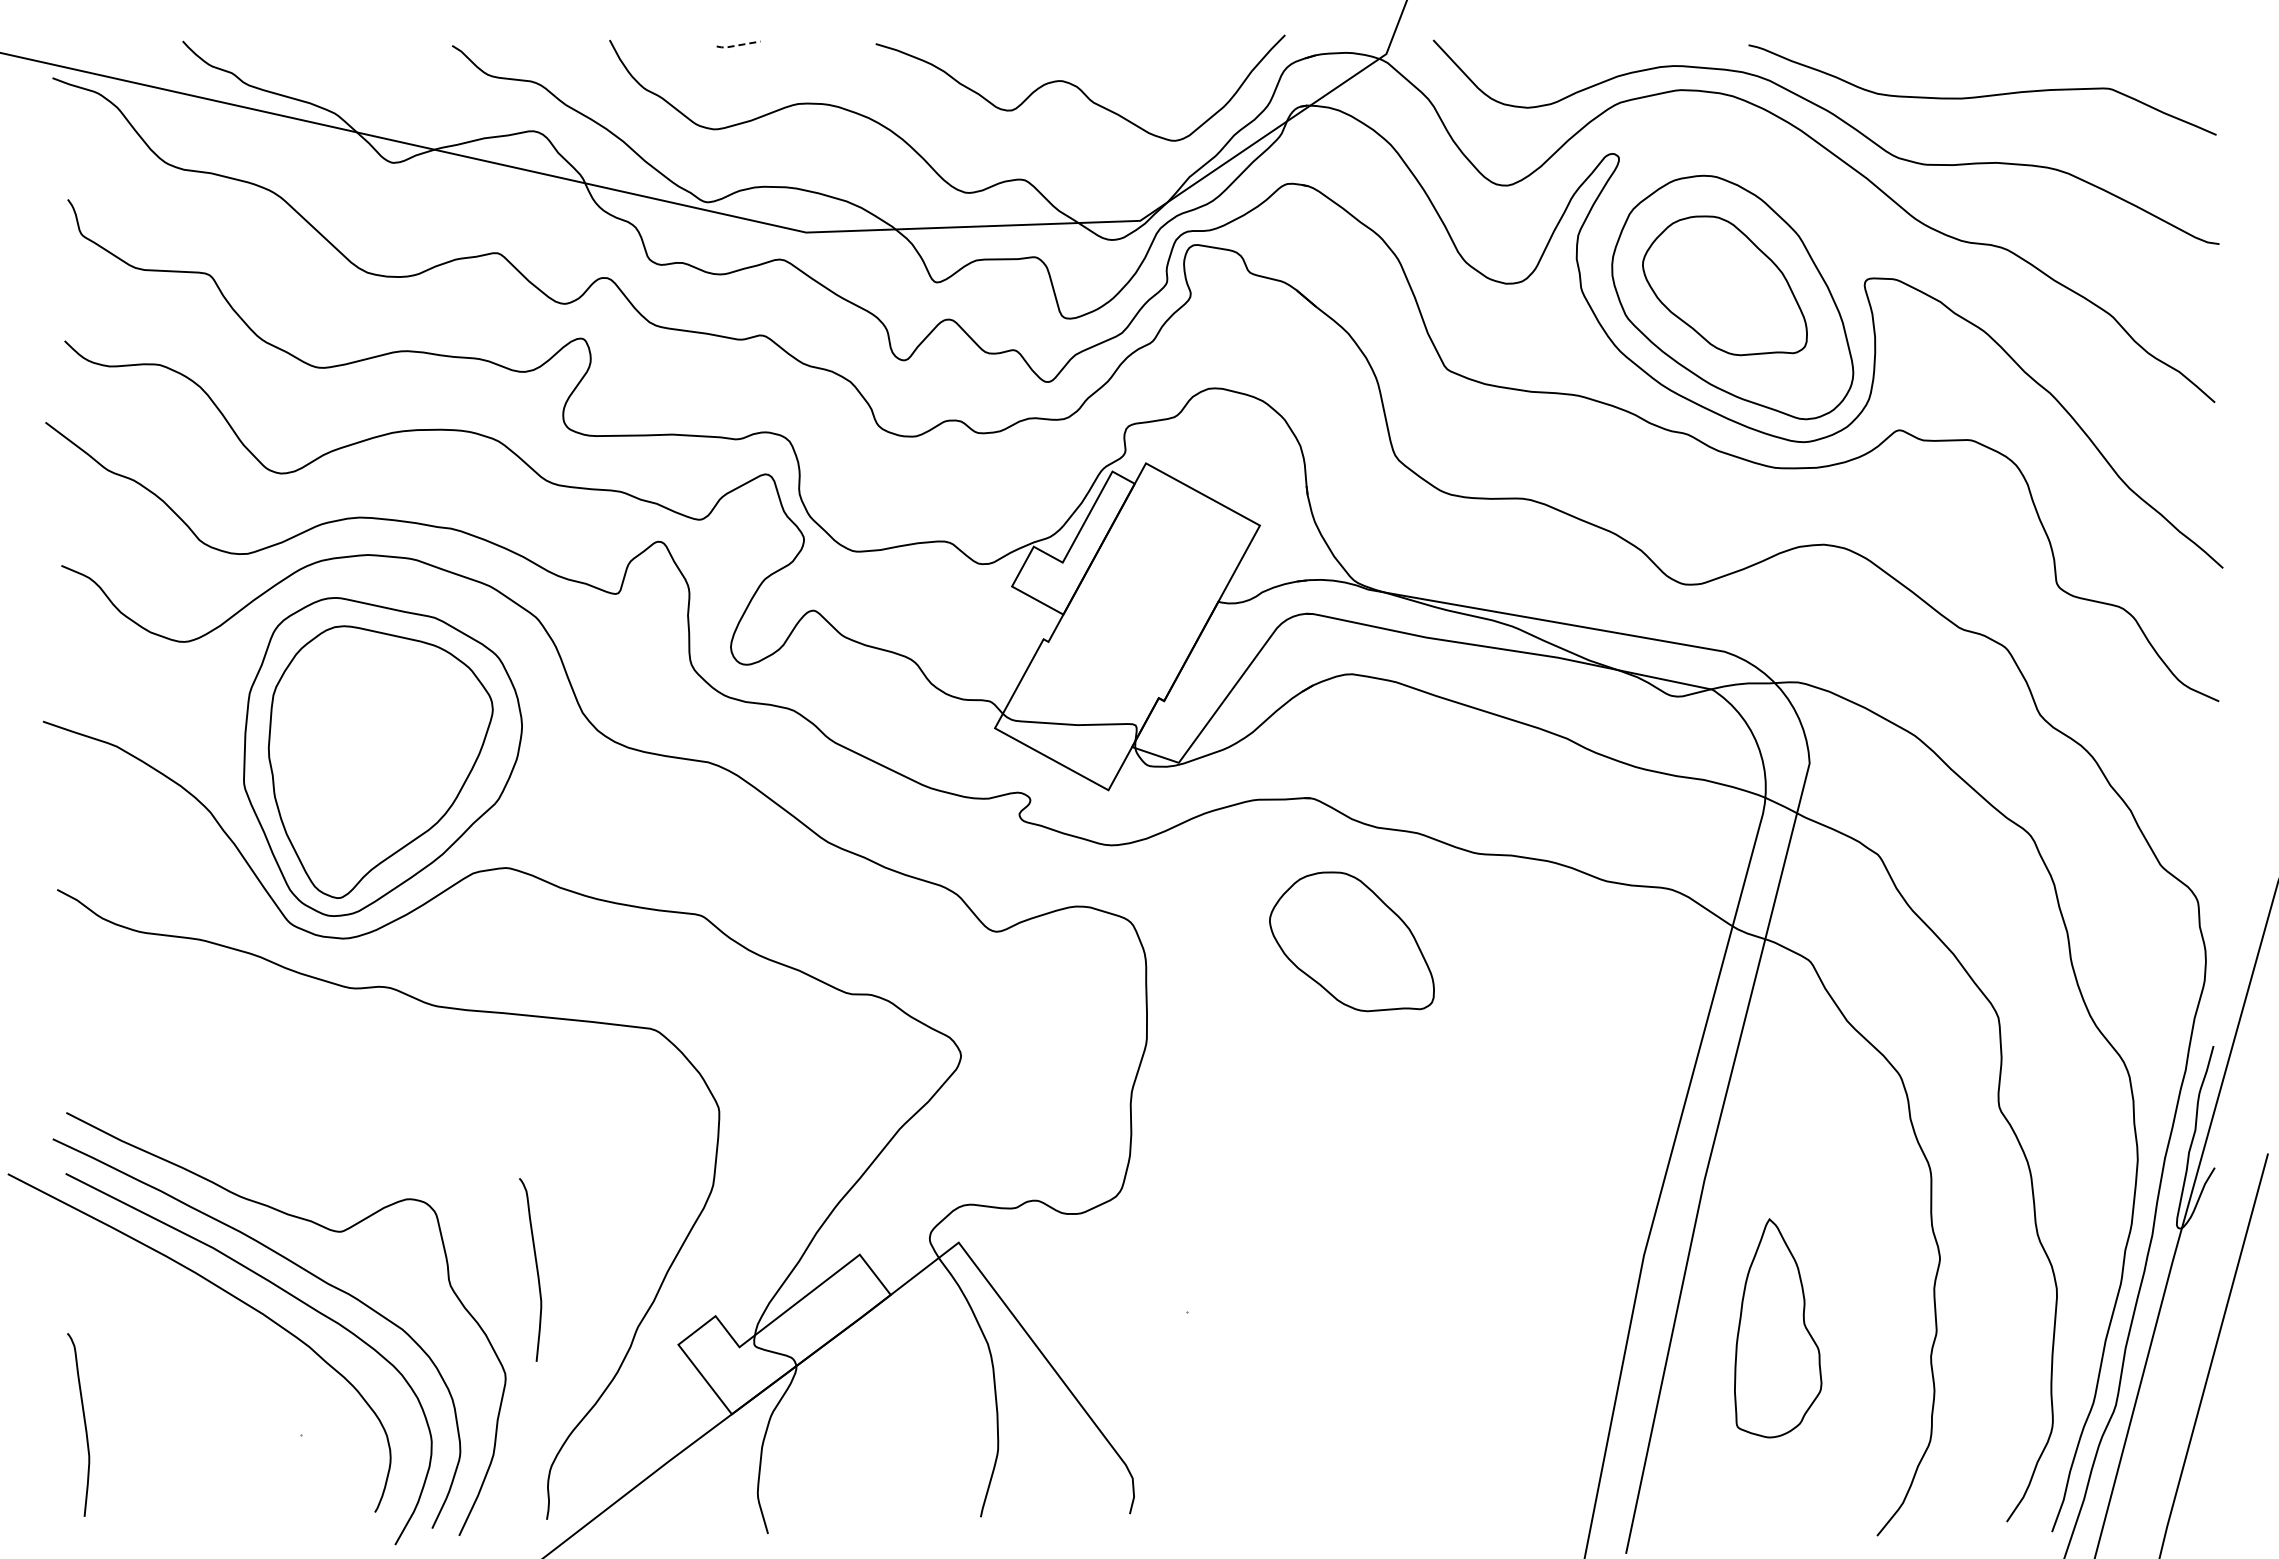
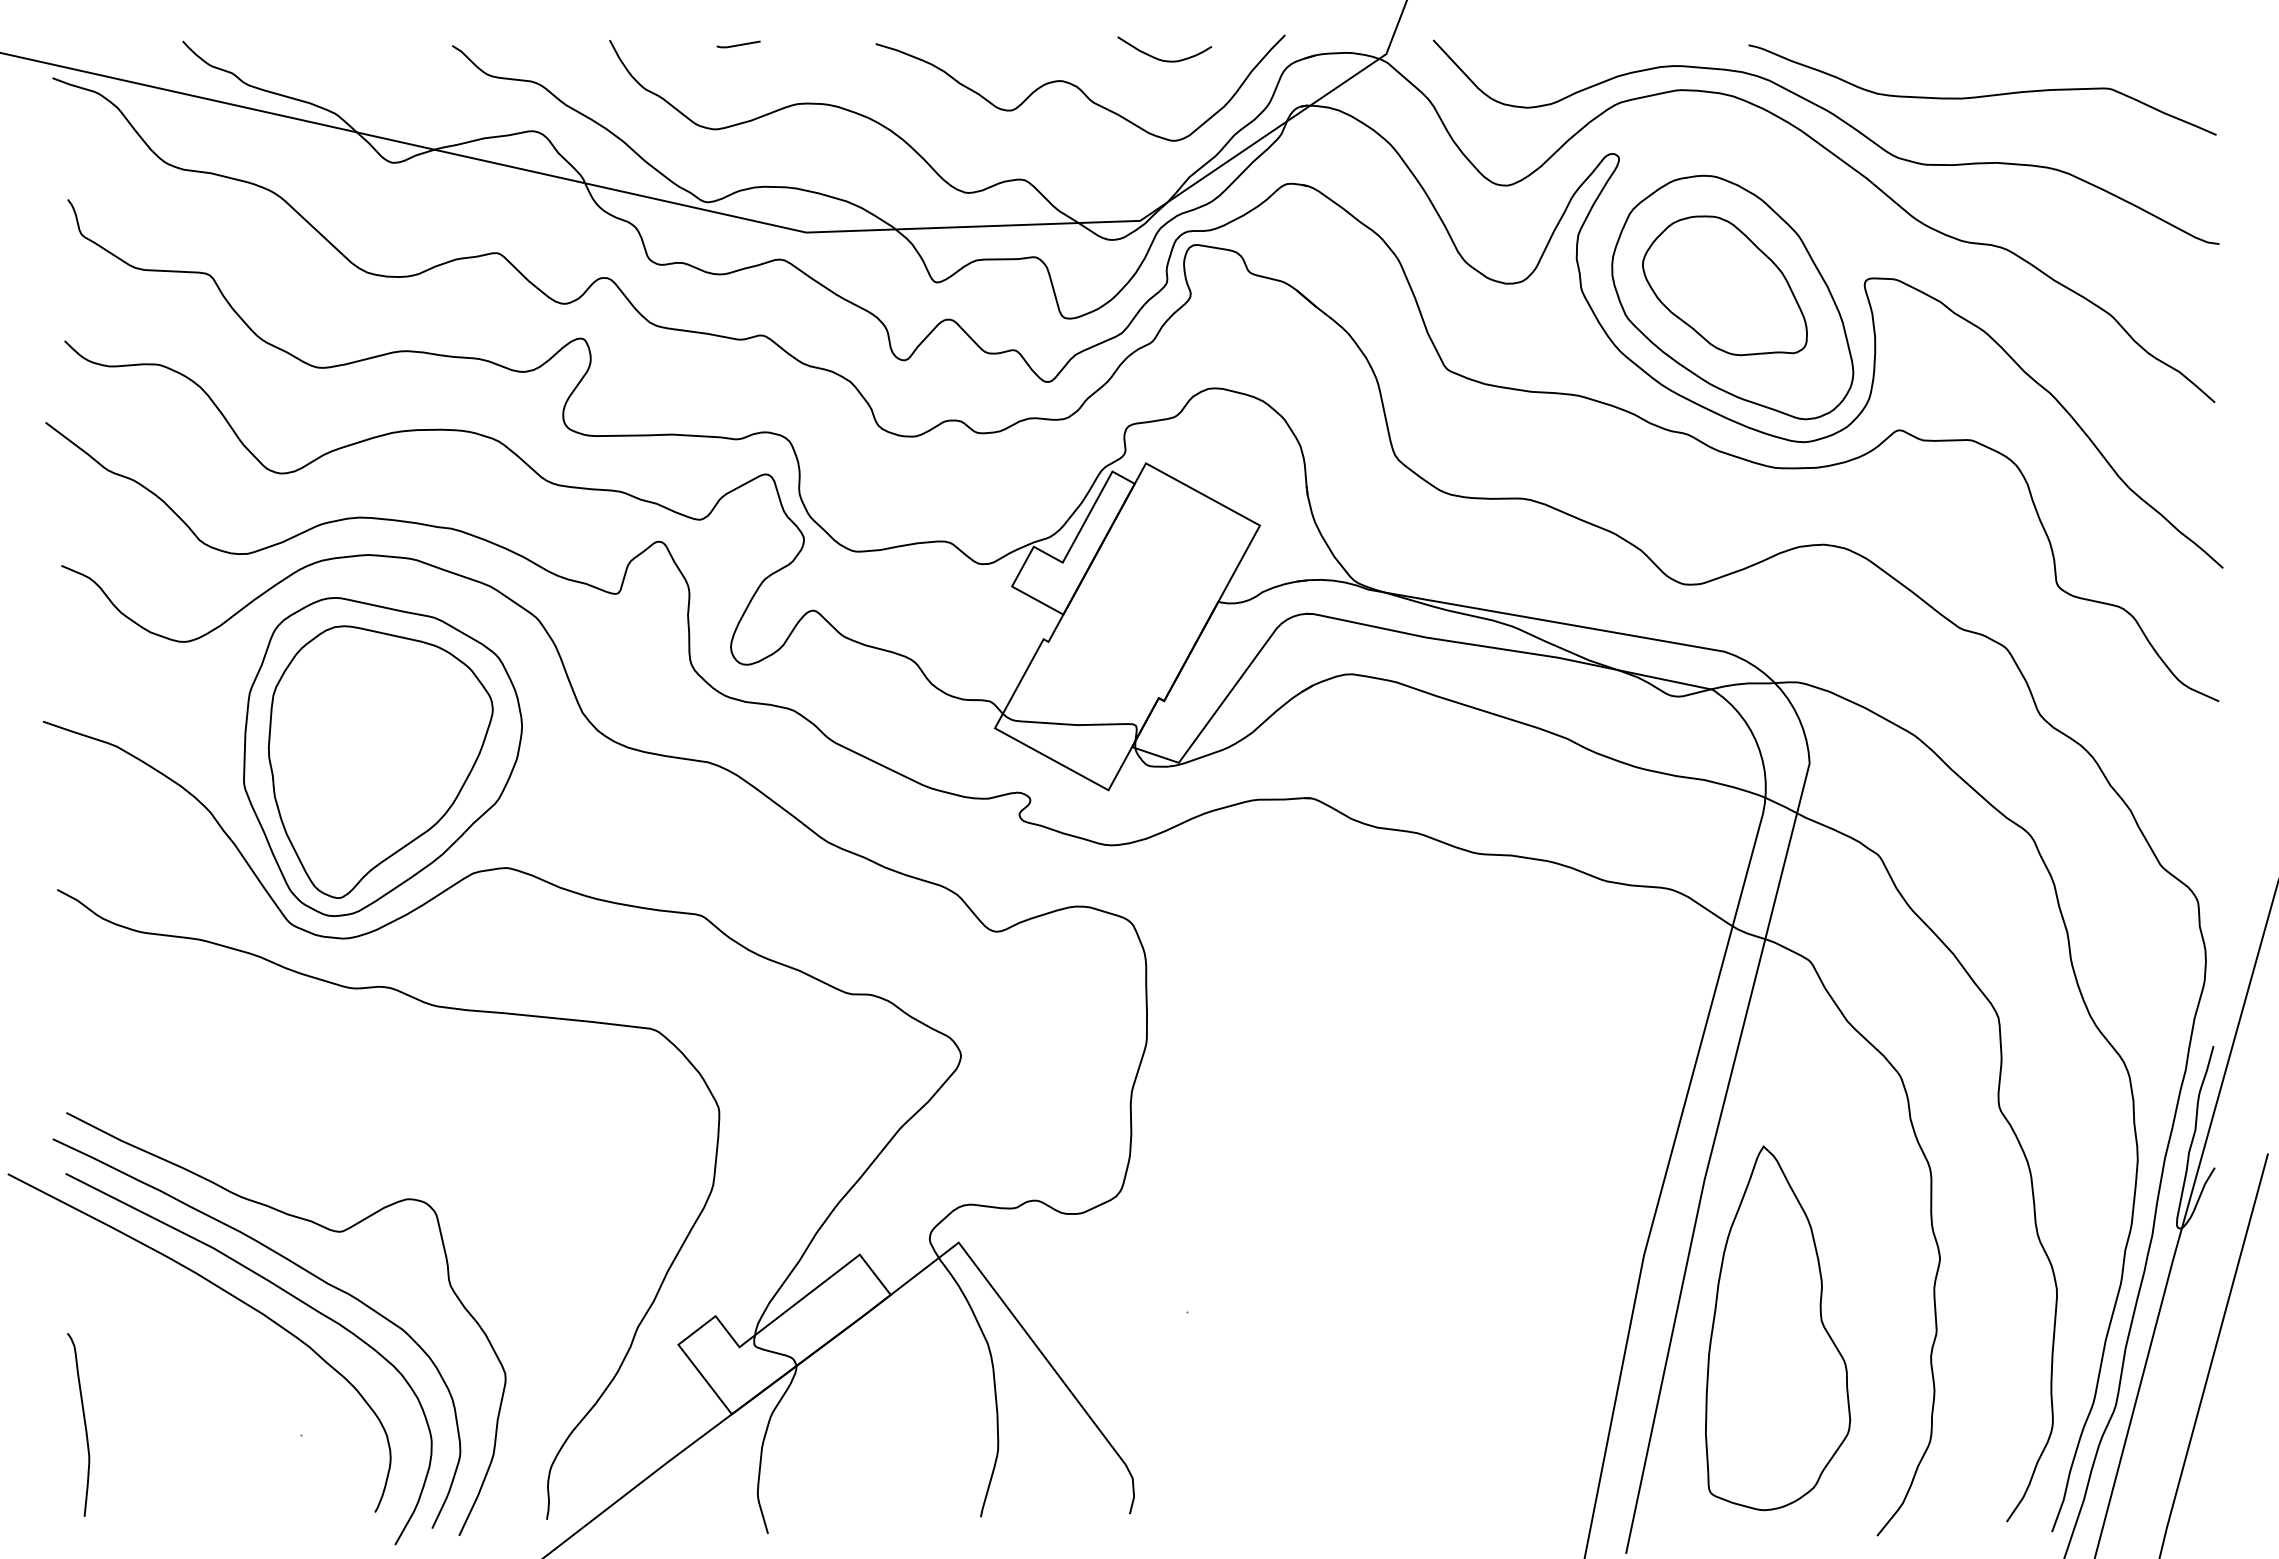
line: dashed -> solid (737, 45)
curve: none -> present (1162, 59)
part: present -> none (1351, 941)
curve: present -> none (536, 1269)
part size: 89x221 px -> 147x367 px (1778, 1328)
